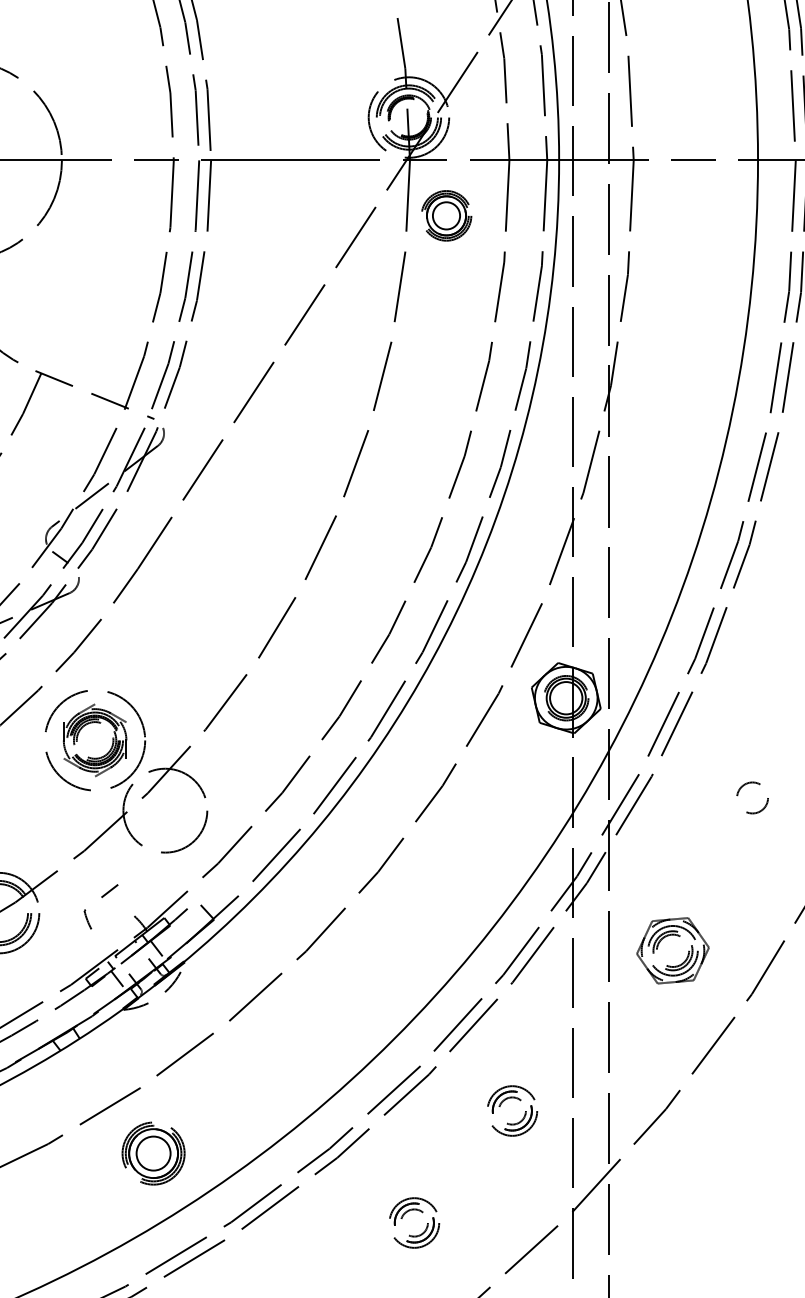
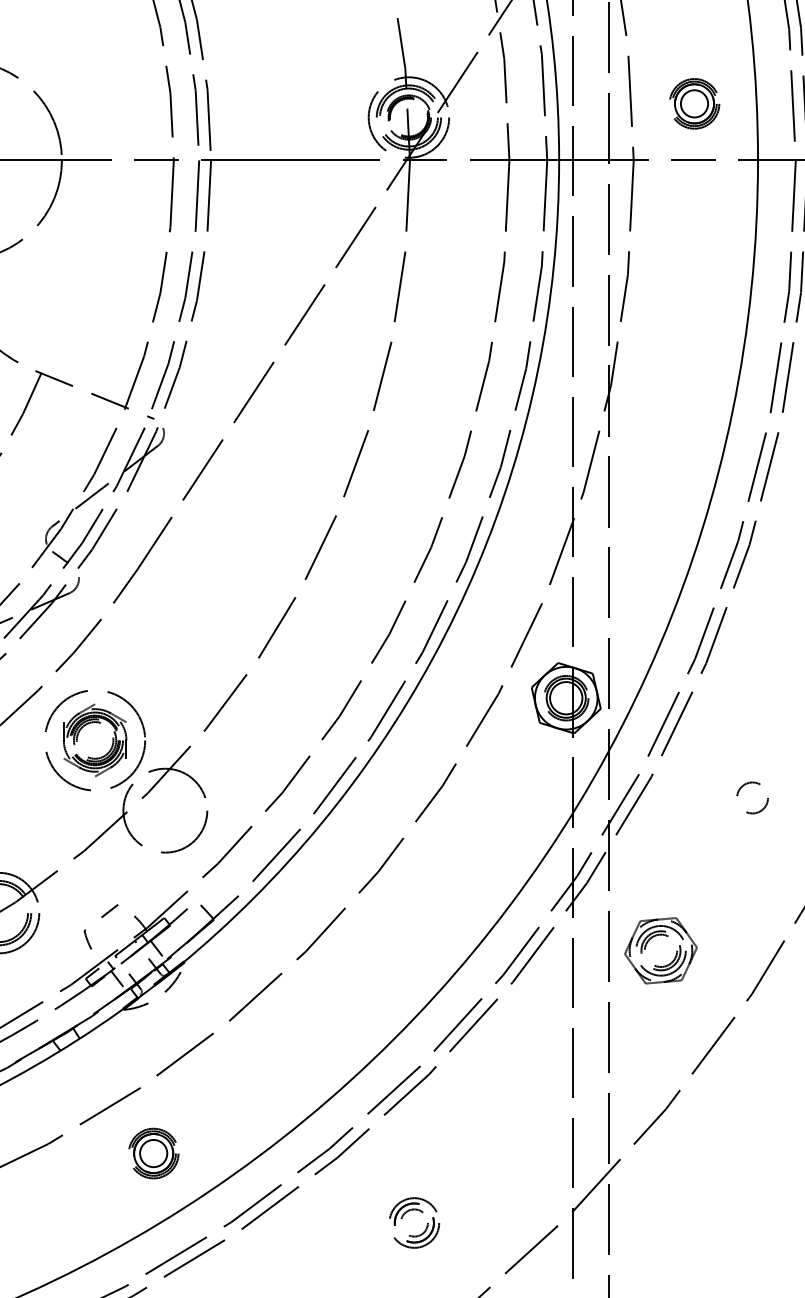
part position: (446, 215) -> (694, 103) (694, 103)
part position: (101, 897) -> (101, 917) (101, 917)
part position: (672, 950) -> (660, 950) (660, 950)
part: present -> none (512, 1098)
part size: 65x65 px -> 52x53 px (153, 1153)
